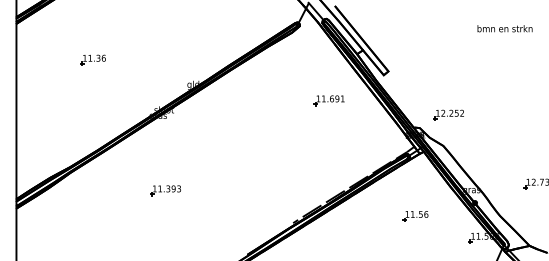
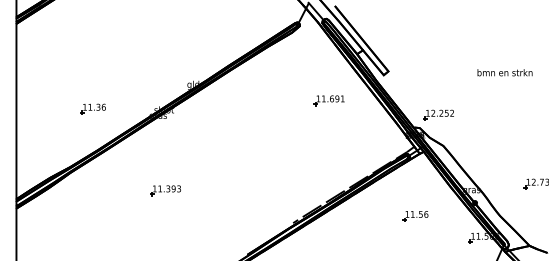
text position: (504, 28) -> (504, 72) (504, 72)
part position: (92, 59) -> (92, 108) (92, 108)
part position: (448, 114) -> (438, 114) (438, 114)
